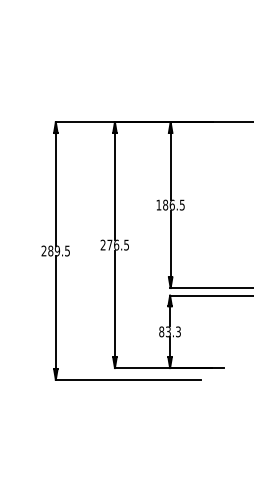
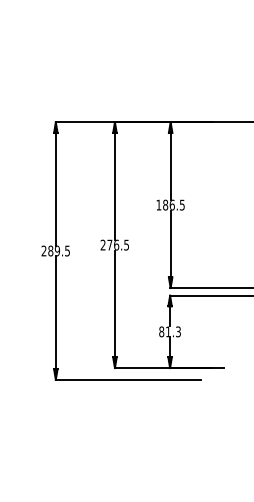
text: 83.3 -> 81.3 (168, 331)
